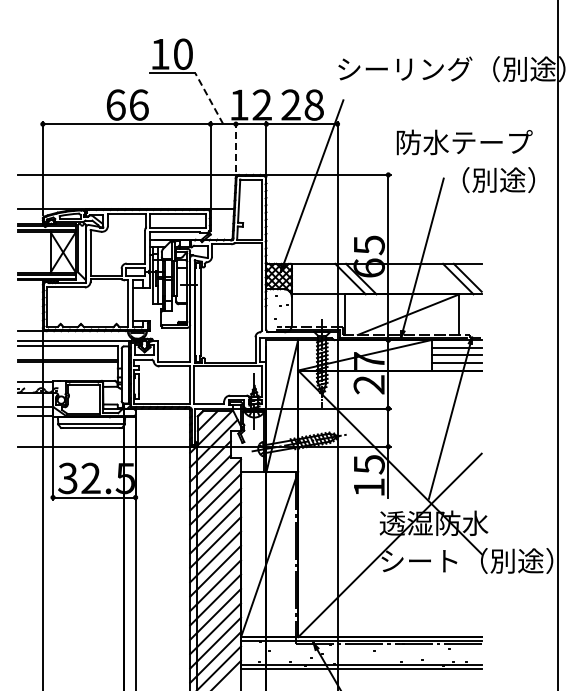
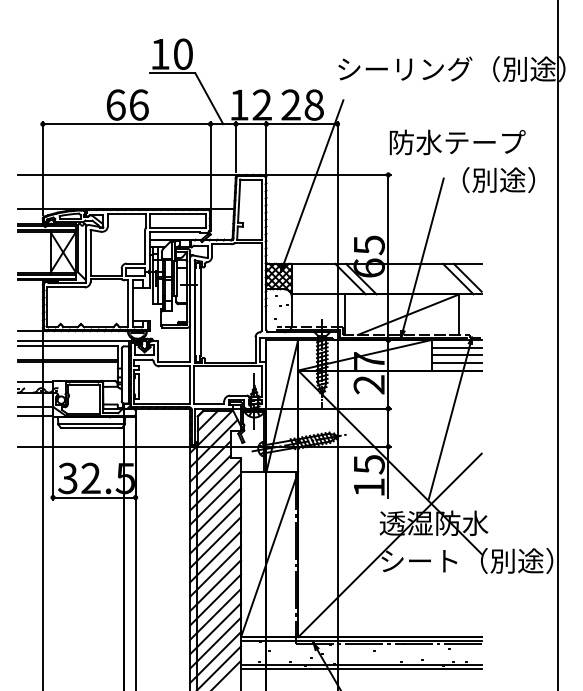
line: dashed -> solid (209, 98)
text position: (464, 142) -> (457, 142) (457, 142)
line: dashed -> solid (235, 146)
